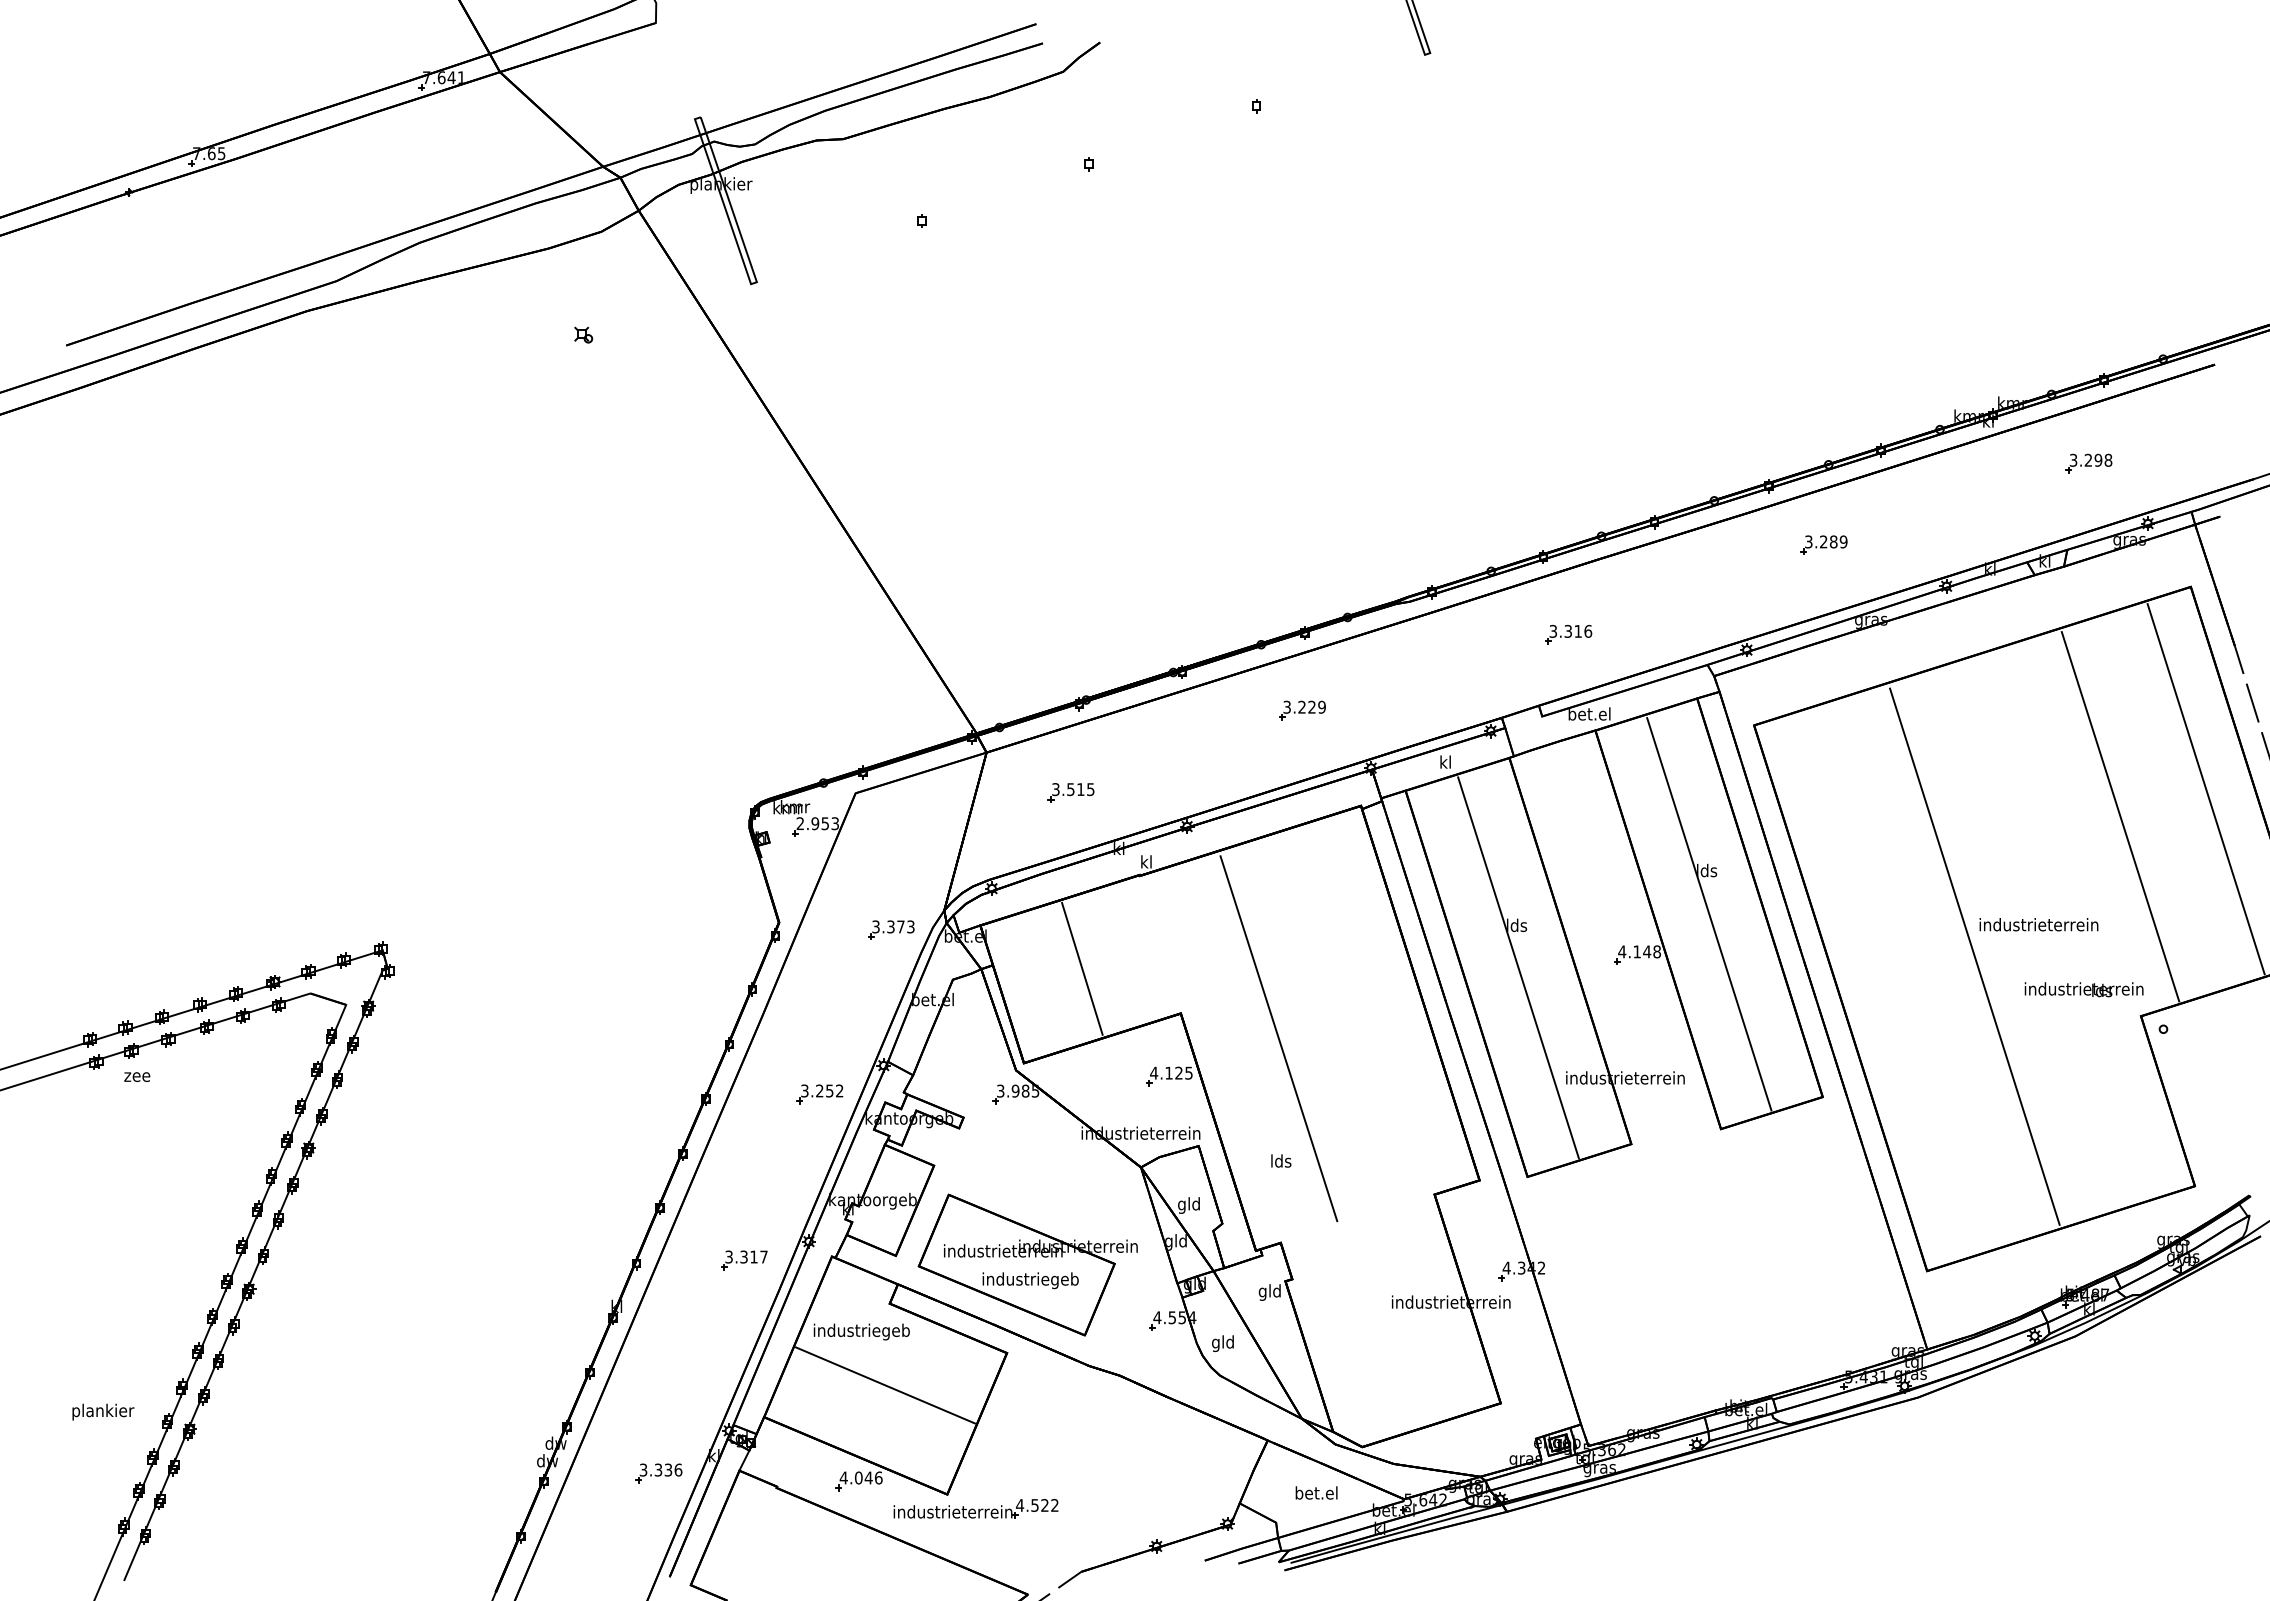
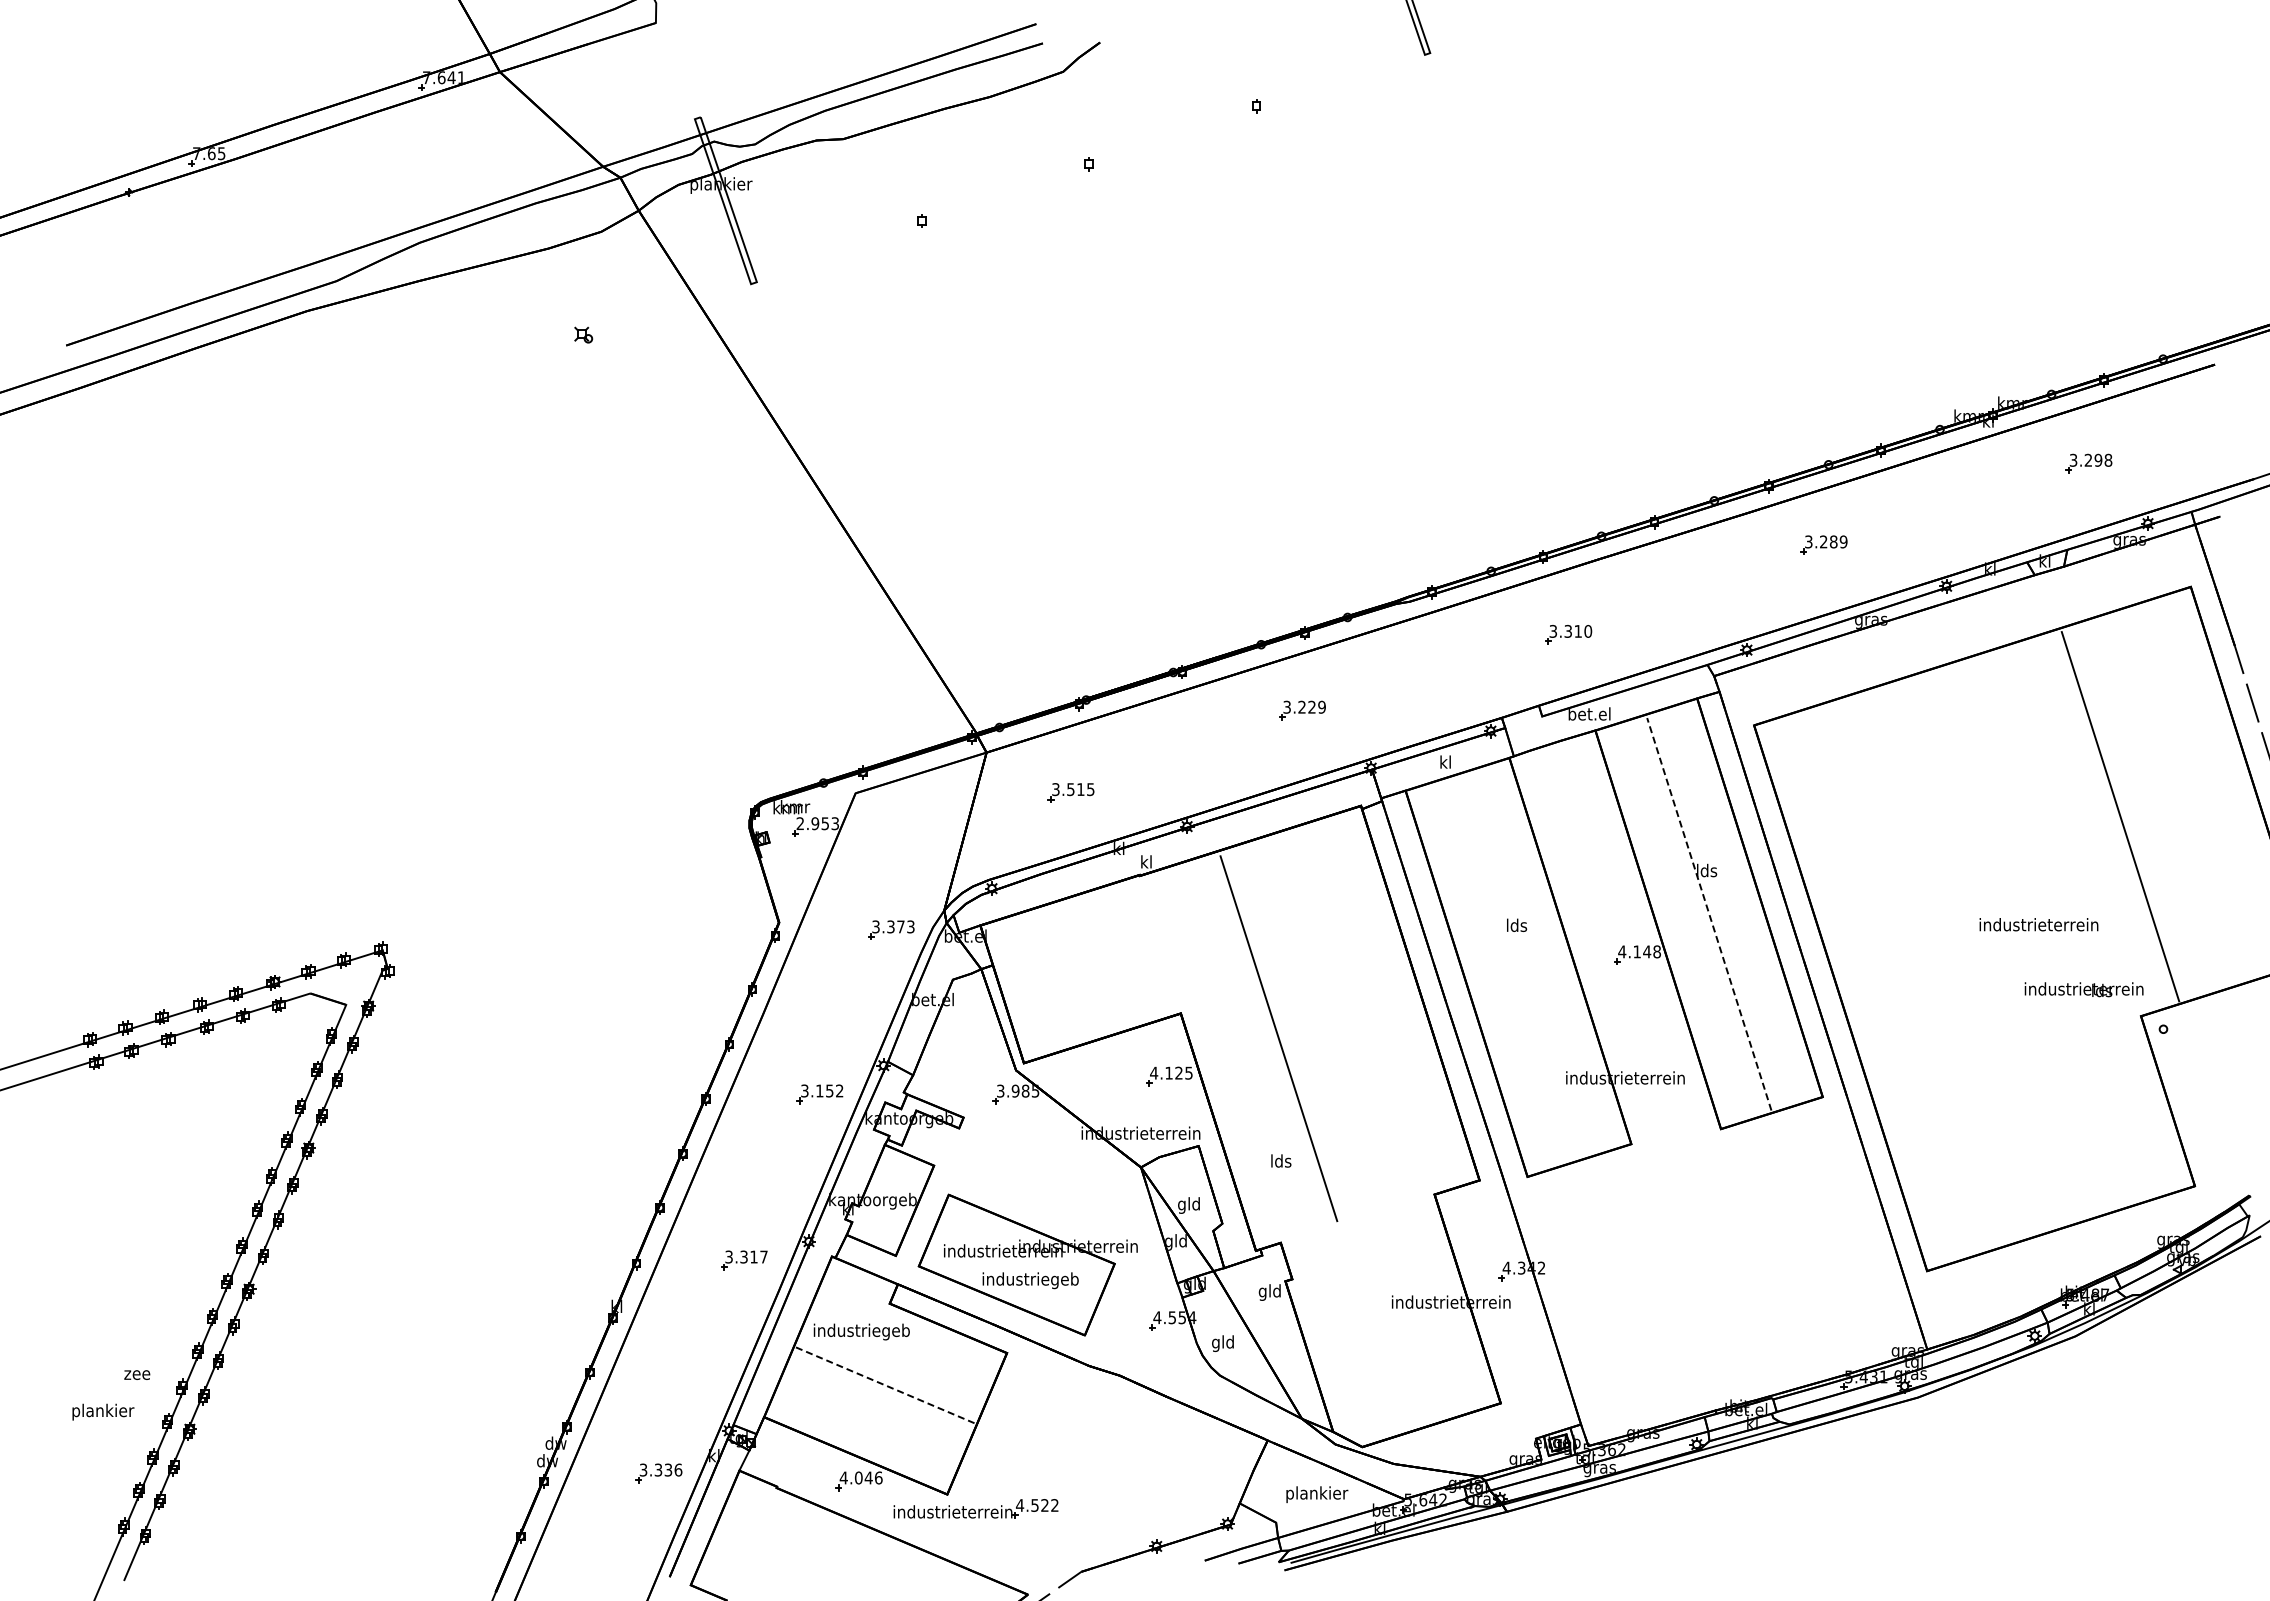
text: 3.316 -> 3.310 (1588, 630)
line: present -> none (2205, 789)
line: solid -> dashed (1709, 914)
line: present -> none (1974, 956)
line: present -> none (1518, 967)
line: present -> none (1082, 968)
text position: (137, 1076) -> (137, 1374) (137, 1374)
text: 3.252 -> 3.152 (819, 1090)
line: solid -> dashed (885, 1385)
text: bet.el -> plankier (1317, 1494)
